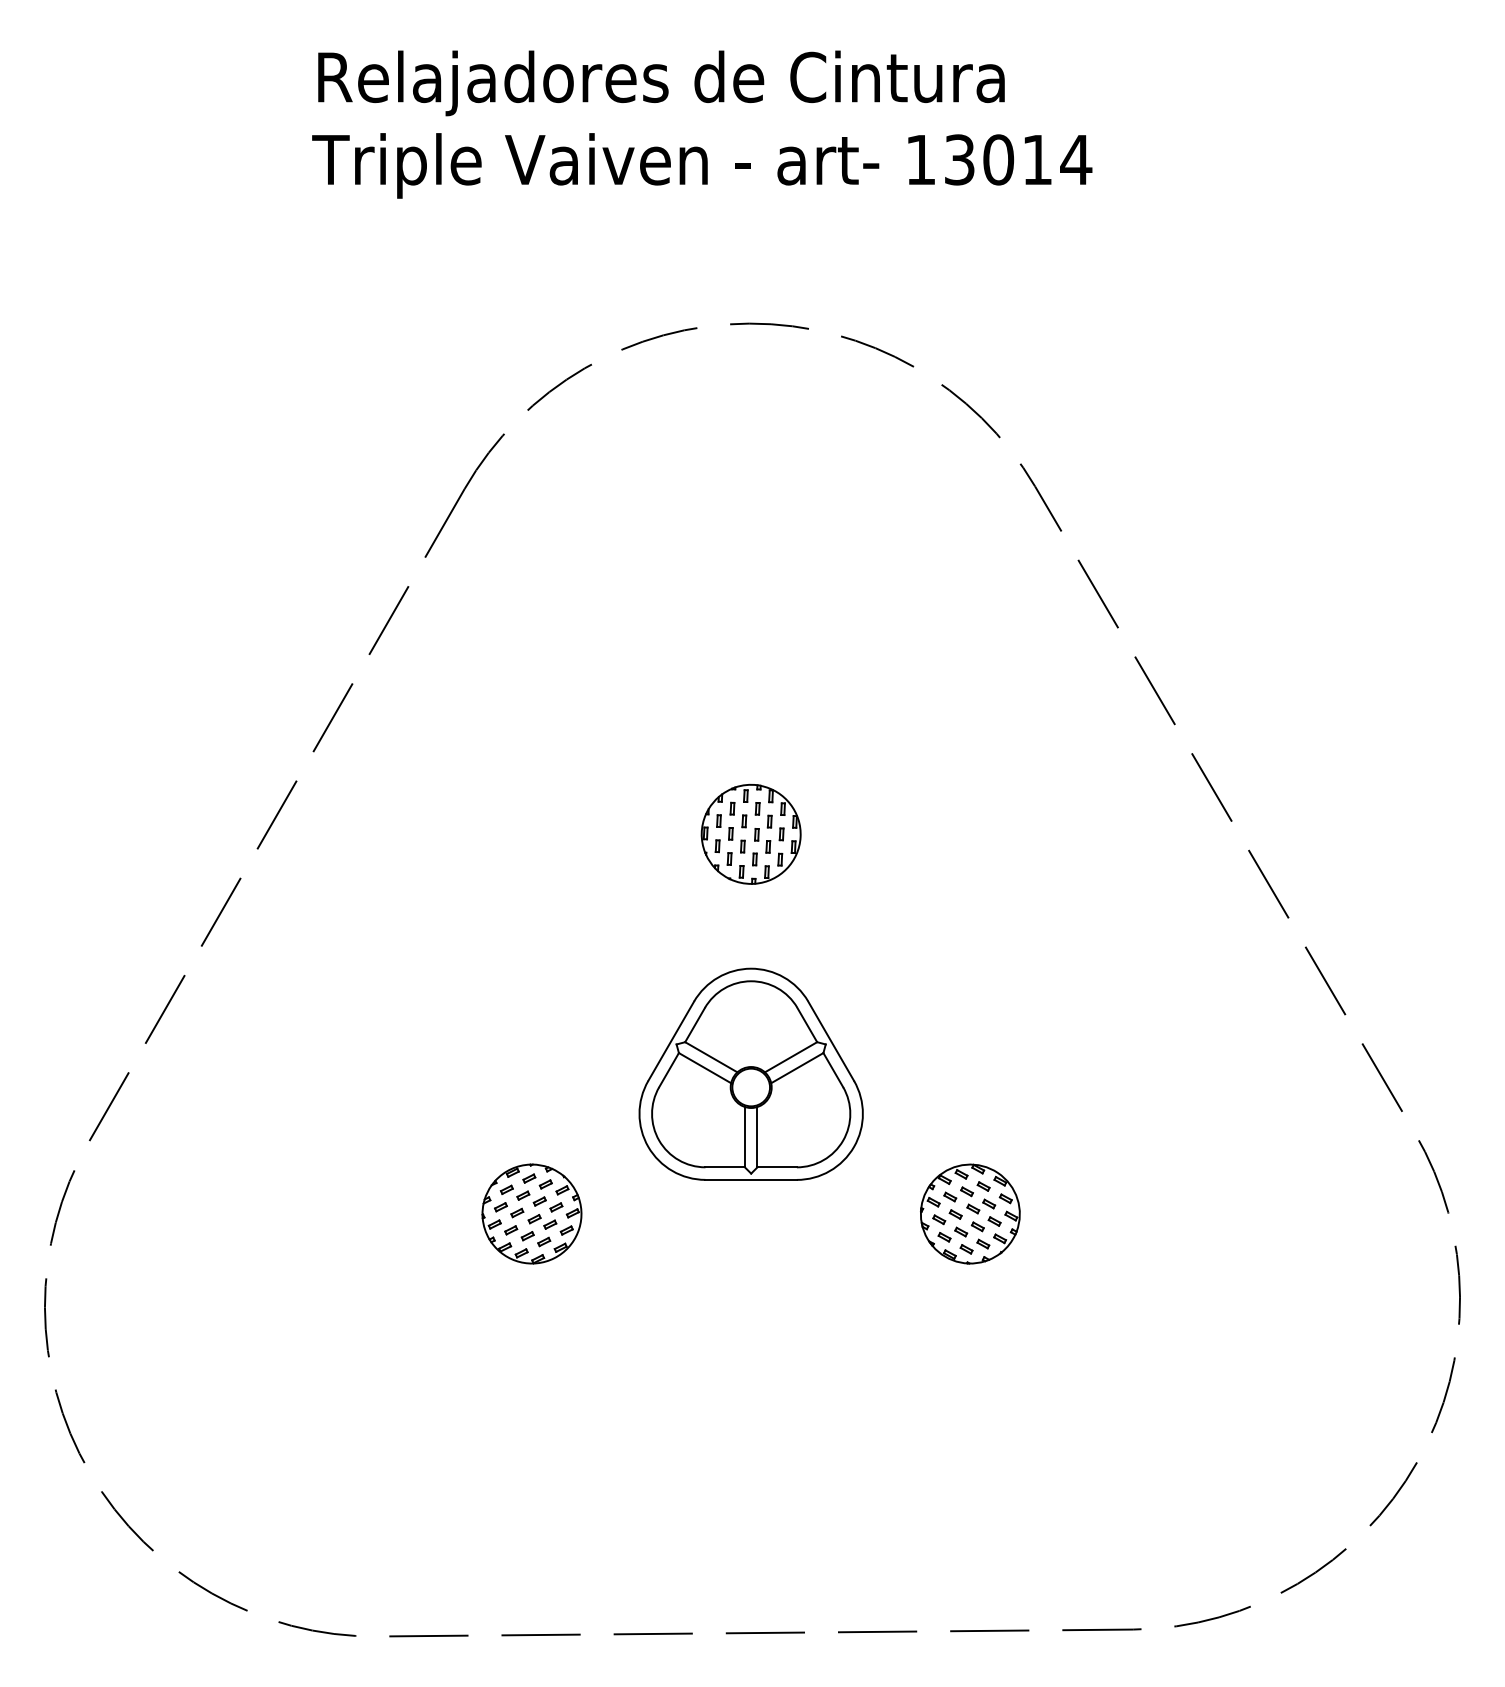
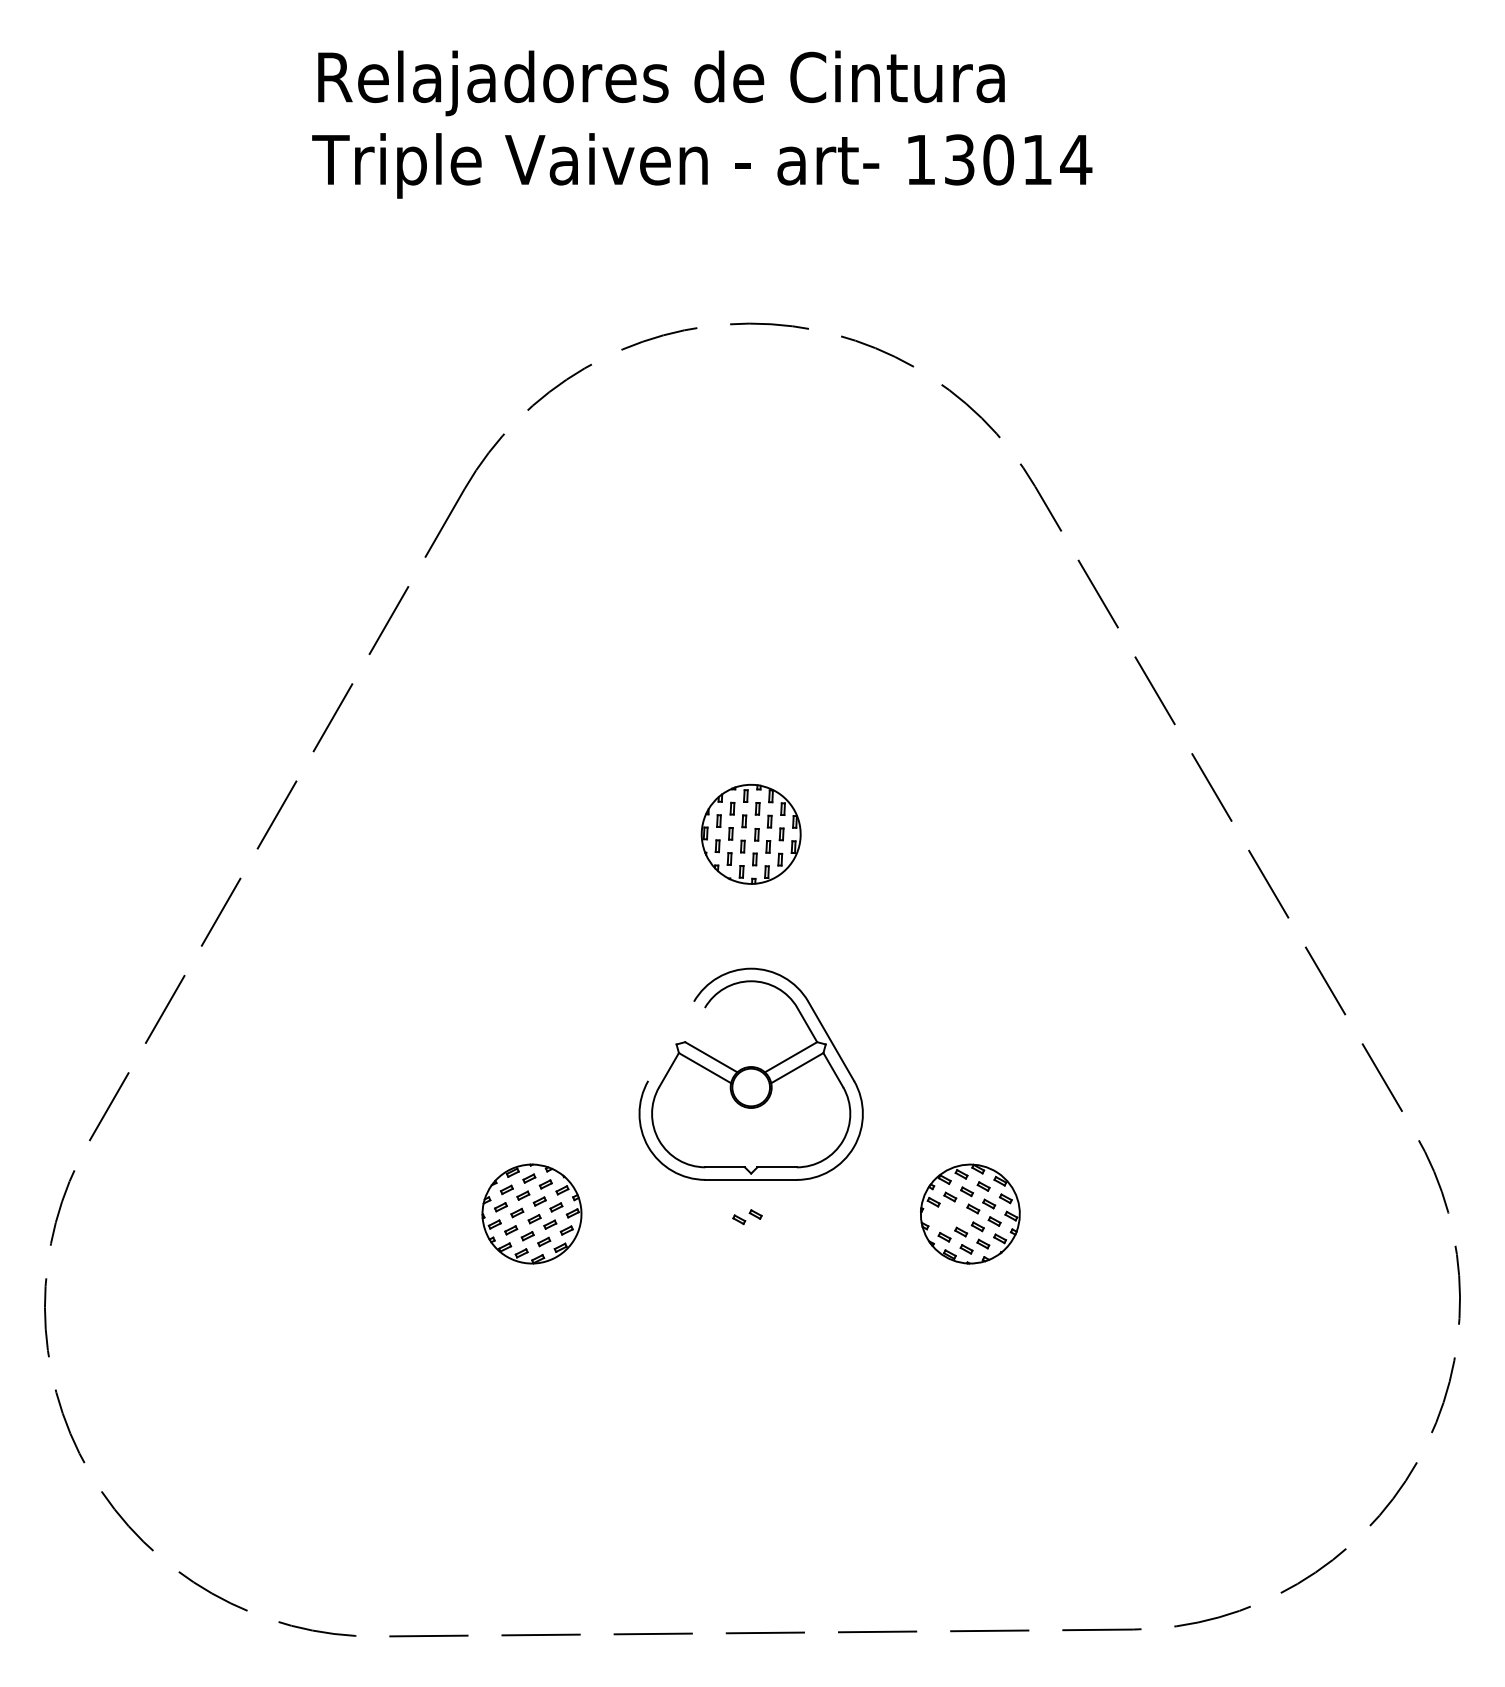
line: present -> none (694, 1025)
line: present -> none (671, 1040)
line: present -> none (744, 1137)
line: present -> none (757, 1137)
part position: (947, 1217) -> (747, 1217) (747, 1217)
